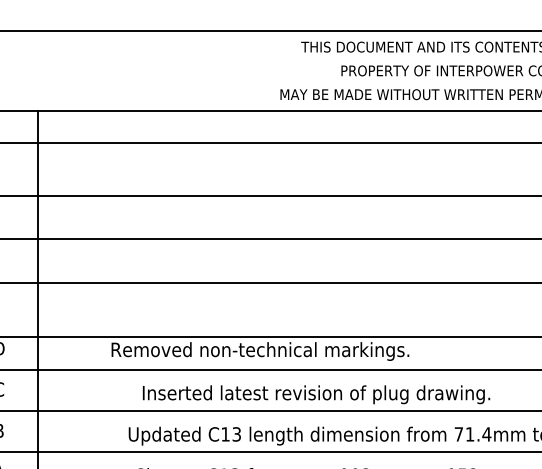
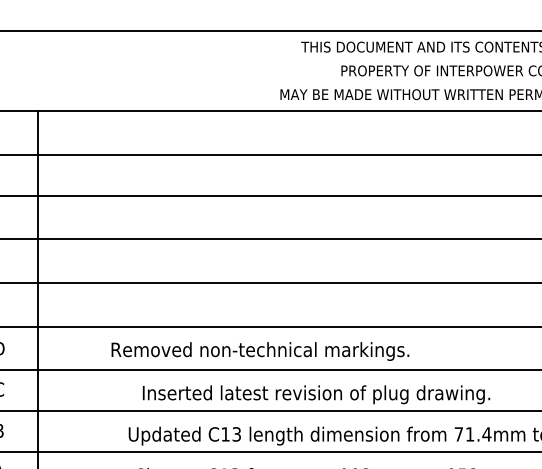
line position: (270, 142) -> (270, 154) (270, 154)
line position: (270, 336) -> (270, 326) (270, 326)
